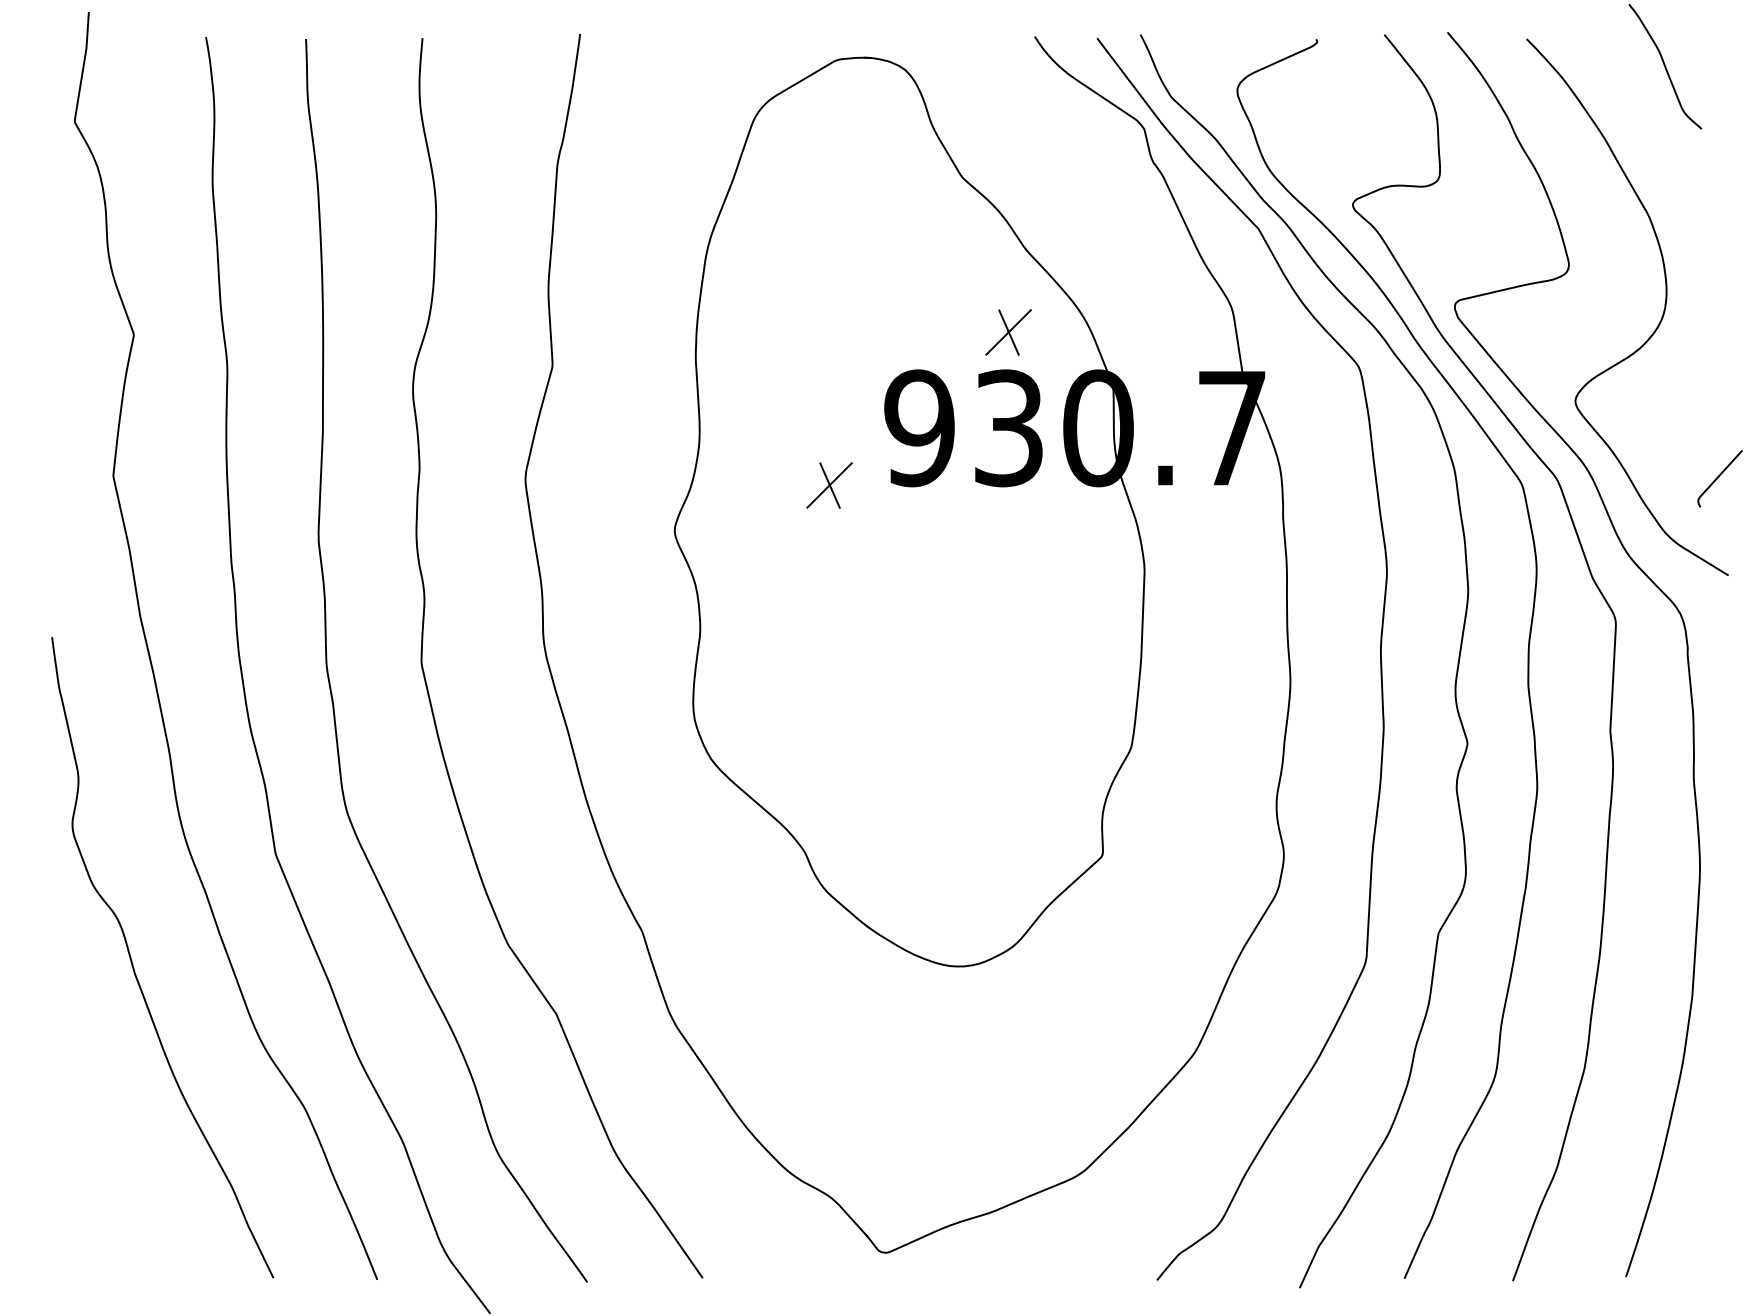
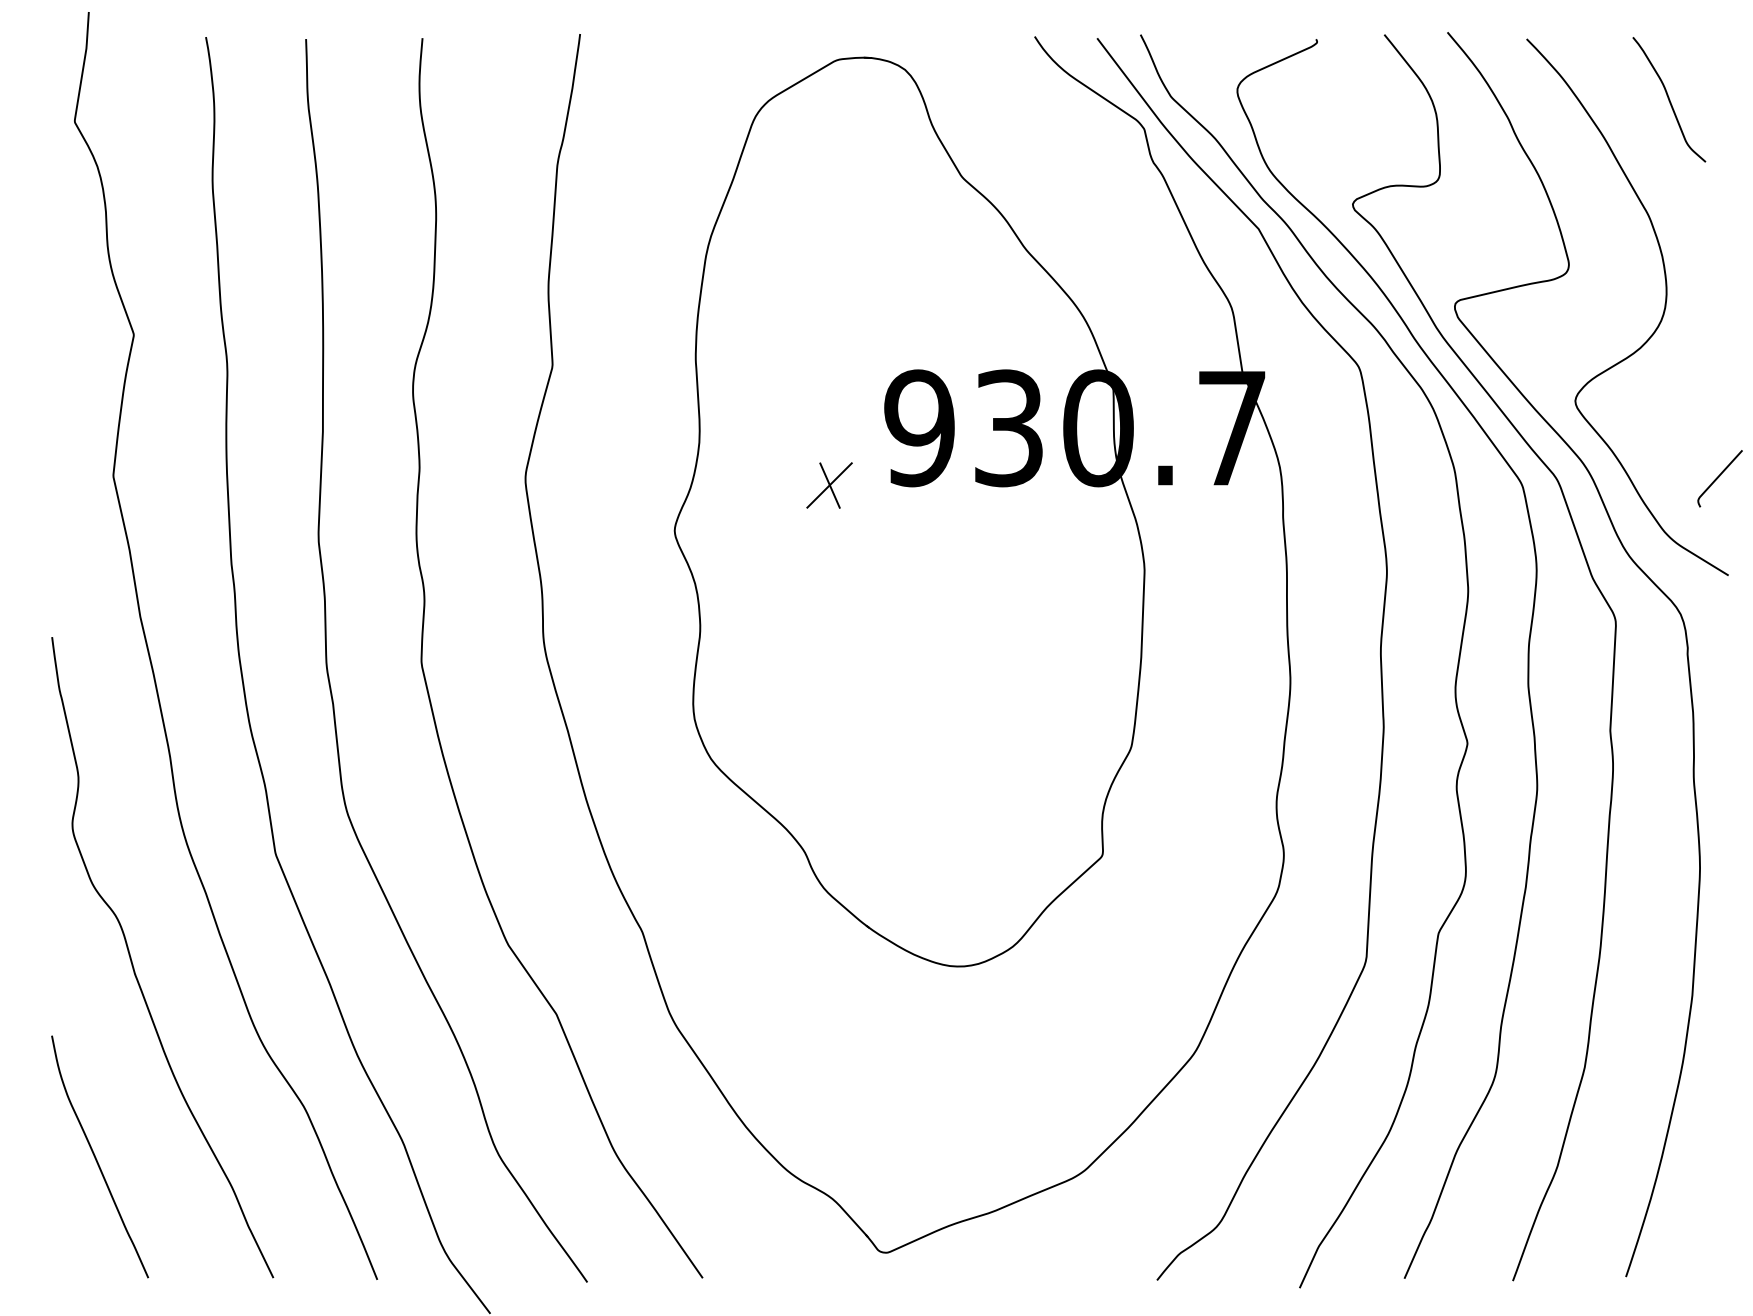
curve position: (1665, 66) -> (1669, 99) (1669, 99)
part: present -> none (1008, 332)
curve: none -> present (96, 1157)
